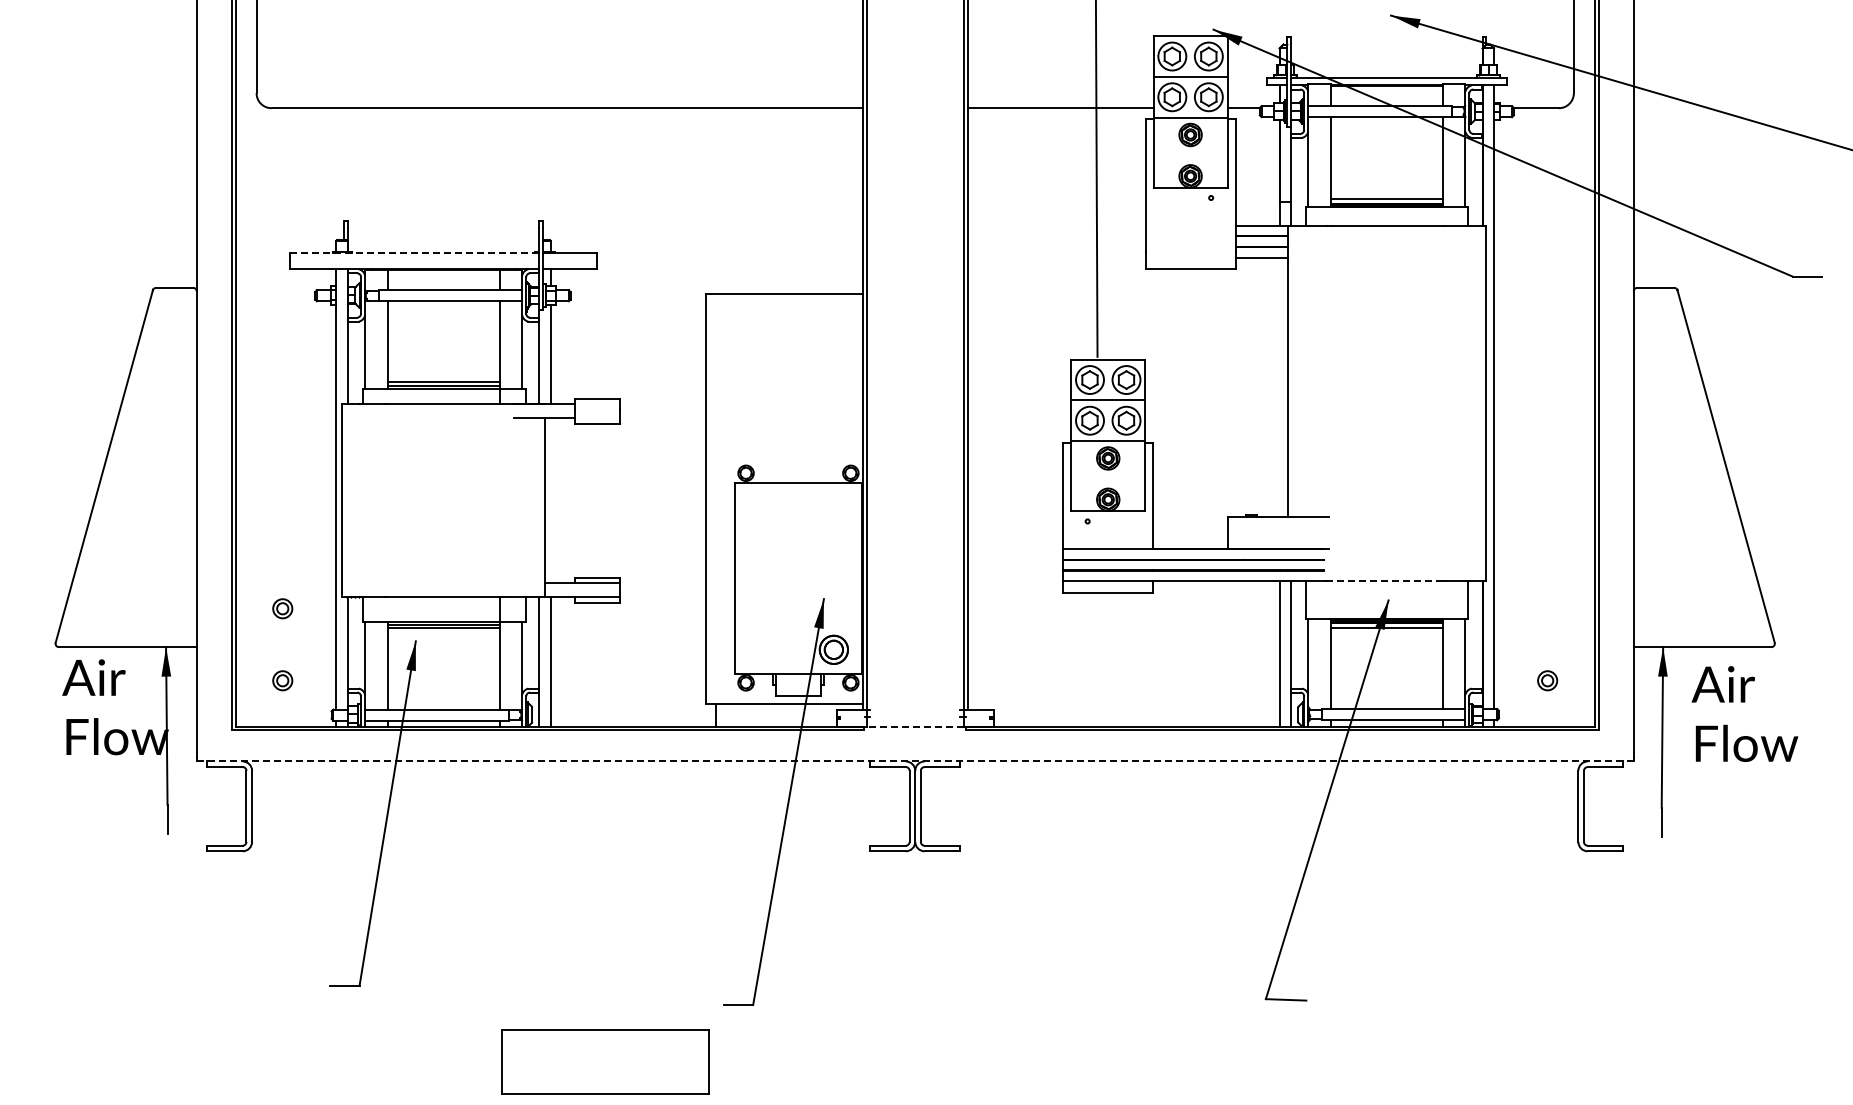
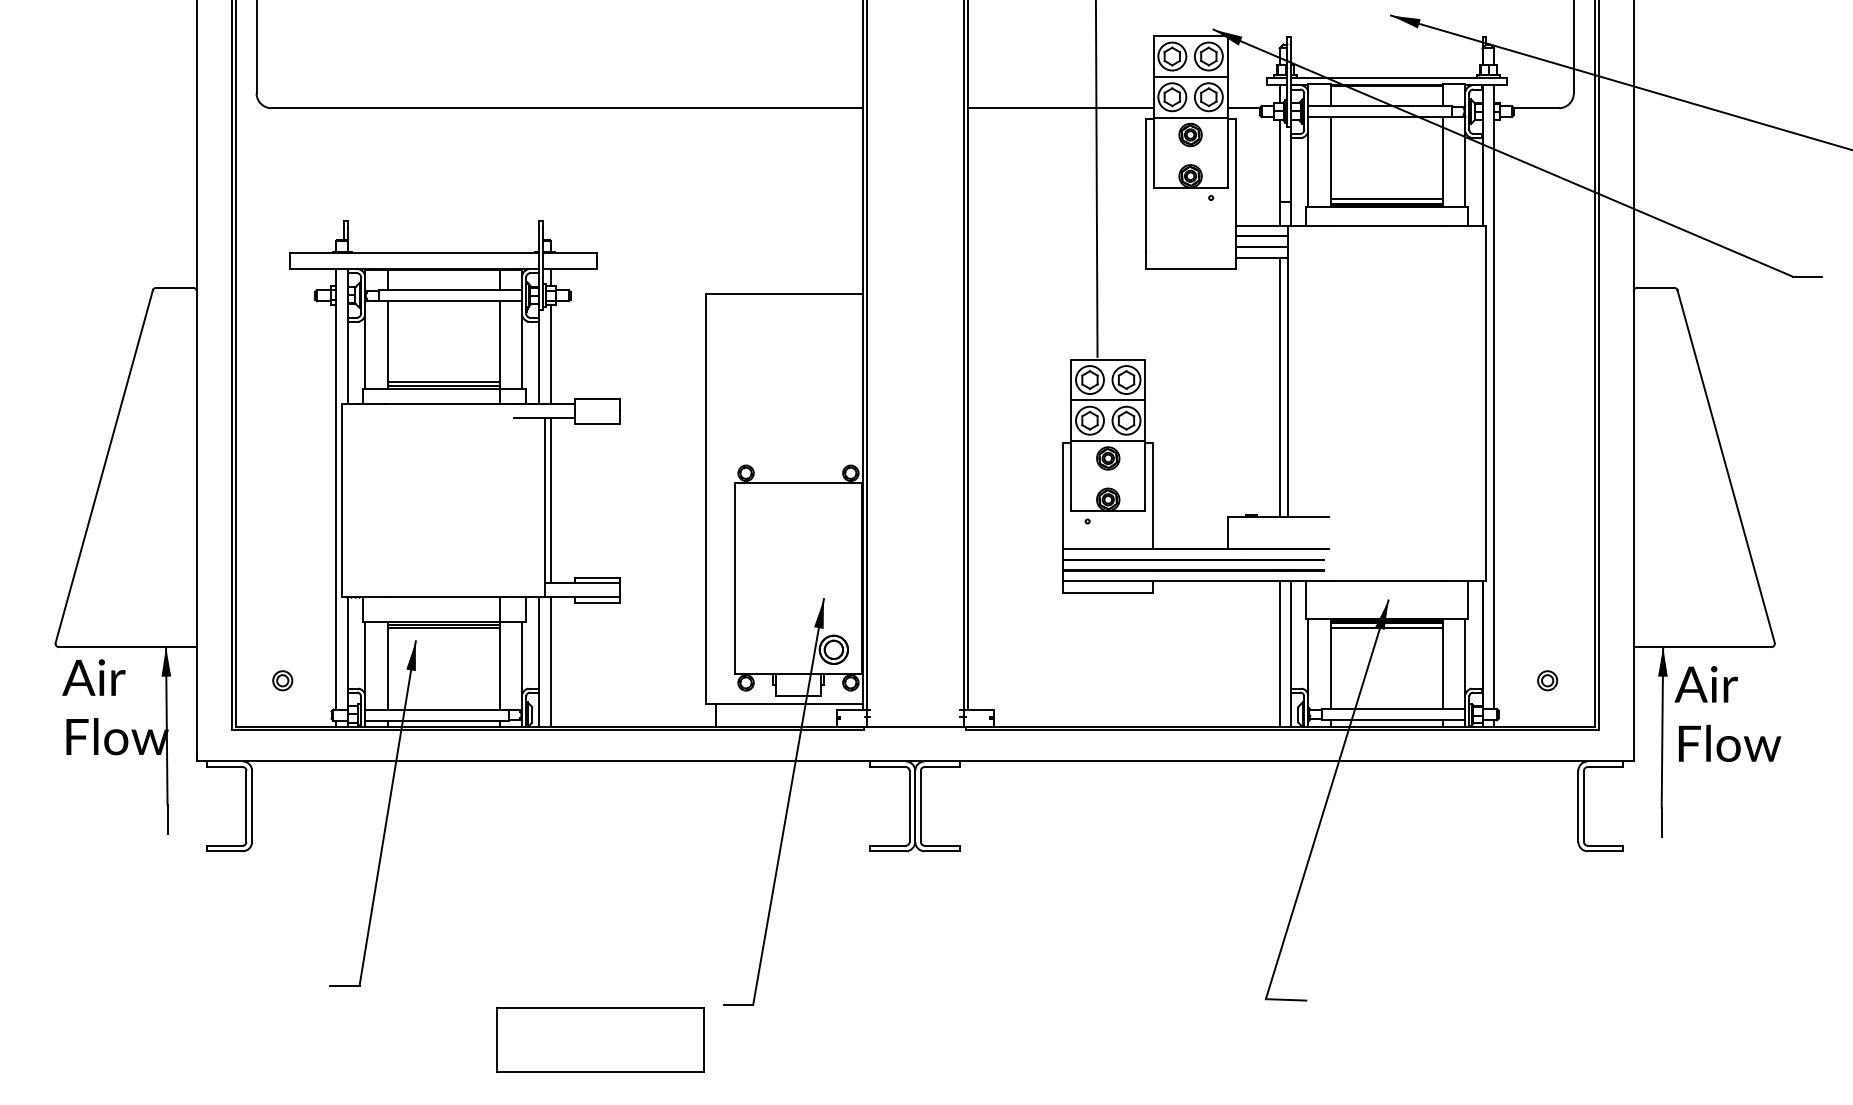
line: dashed -> solid (414, 252)
line: none -> present (1279, 386)
line: none -> present (550, 500)
line: dashed -> solid (1386, 581)
part: present -> none (282, 608)
text position: (1744, 713) -> (1727, 713) (1727, 713)
line: dashed -> solid (915, 726)
line: dashed -> solid (915, 761)
part position: (605, 1061) -> (600, 1039) (600, 1039)
